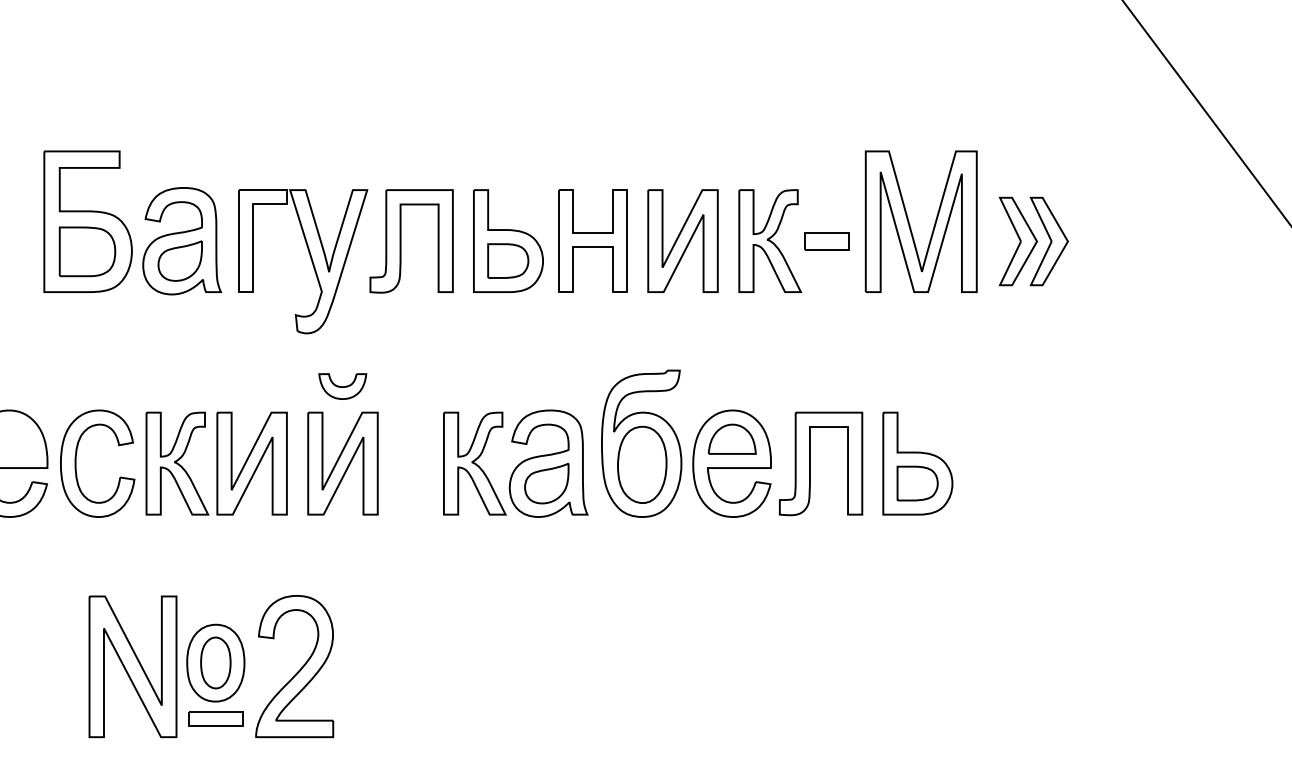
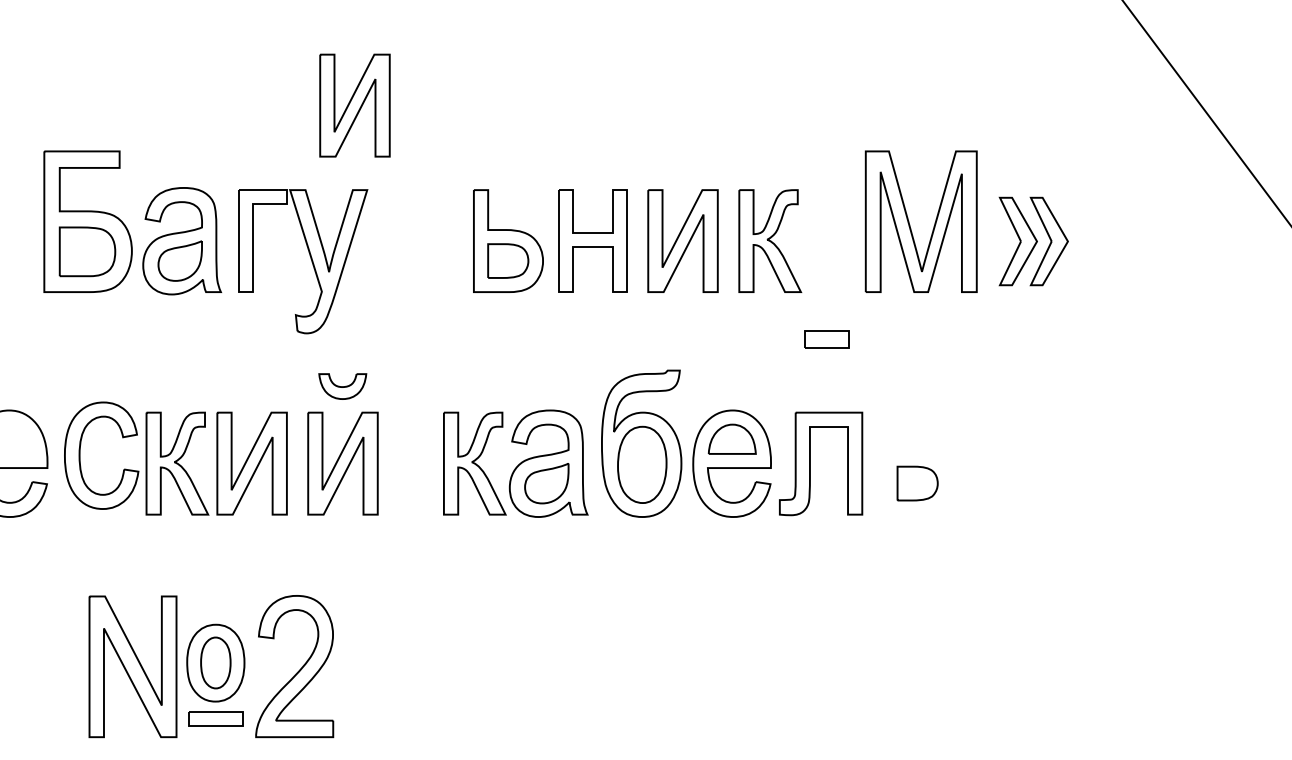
part: none -> present (354, 105)
part: present -> none (401, 241)
part position: (826, 241) -> (826, 339) (826, 339)
part position: (76, 463) -> (80, 455) (80, 455)
part: present -> none (917, 463)
